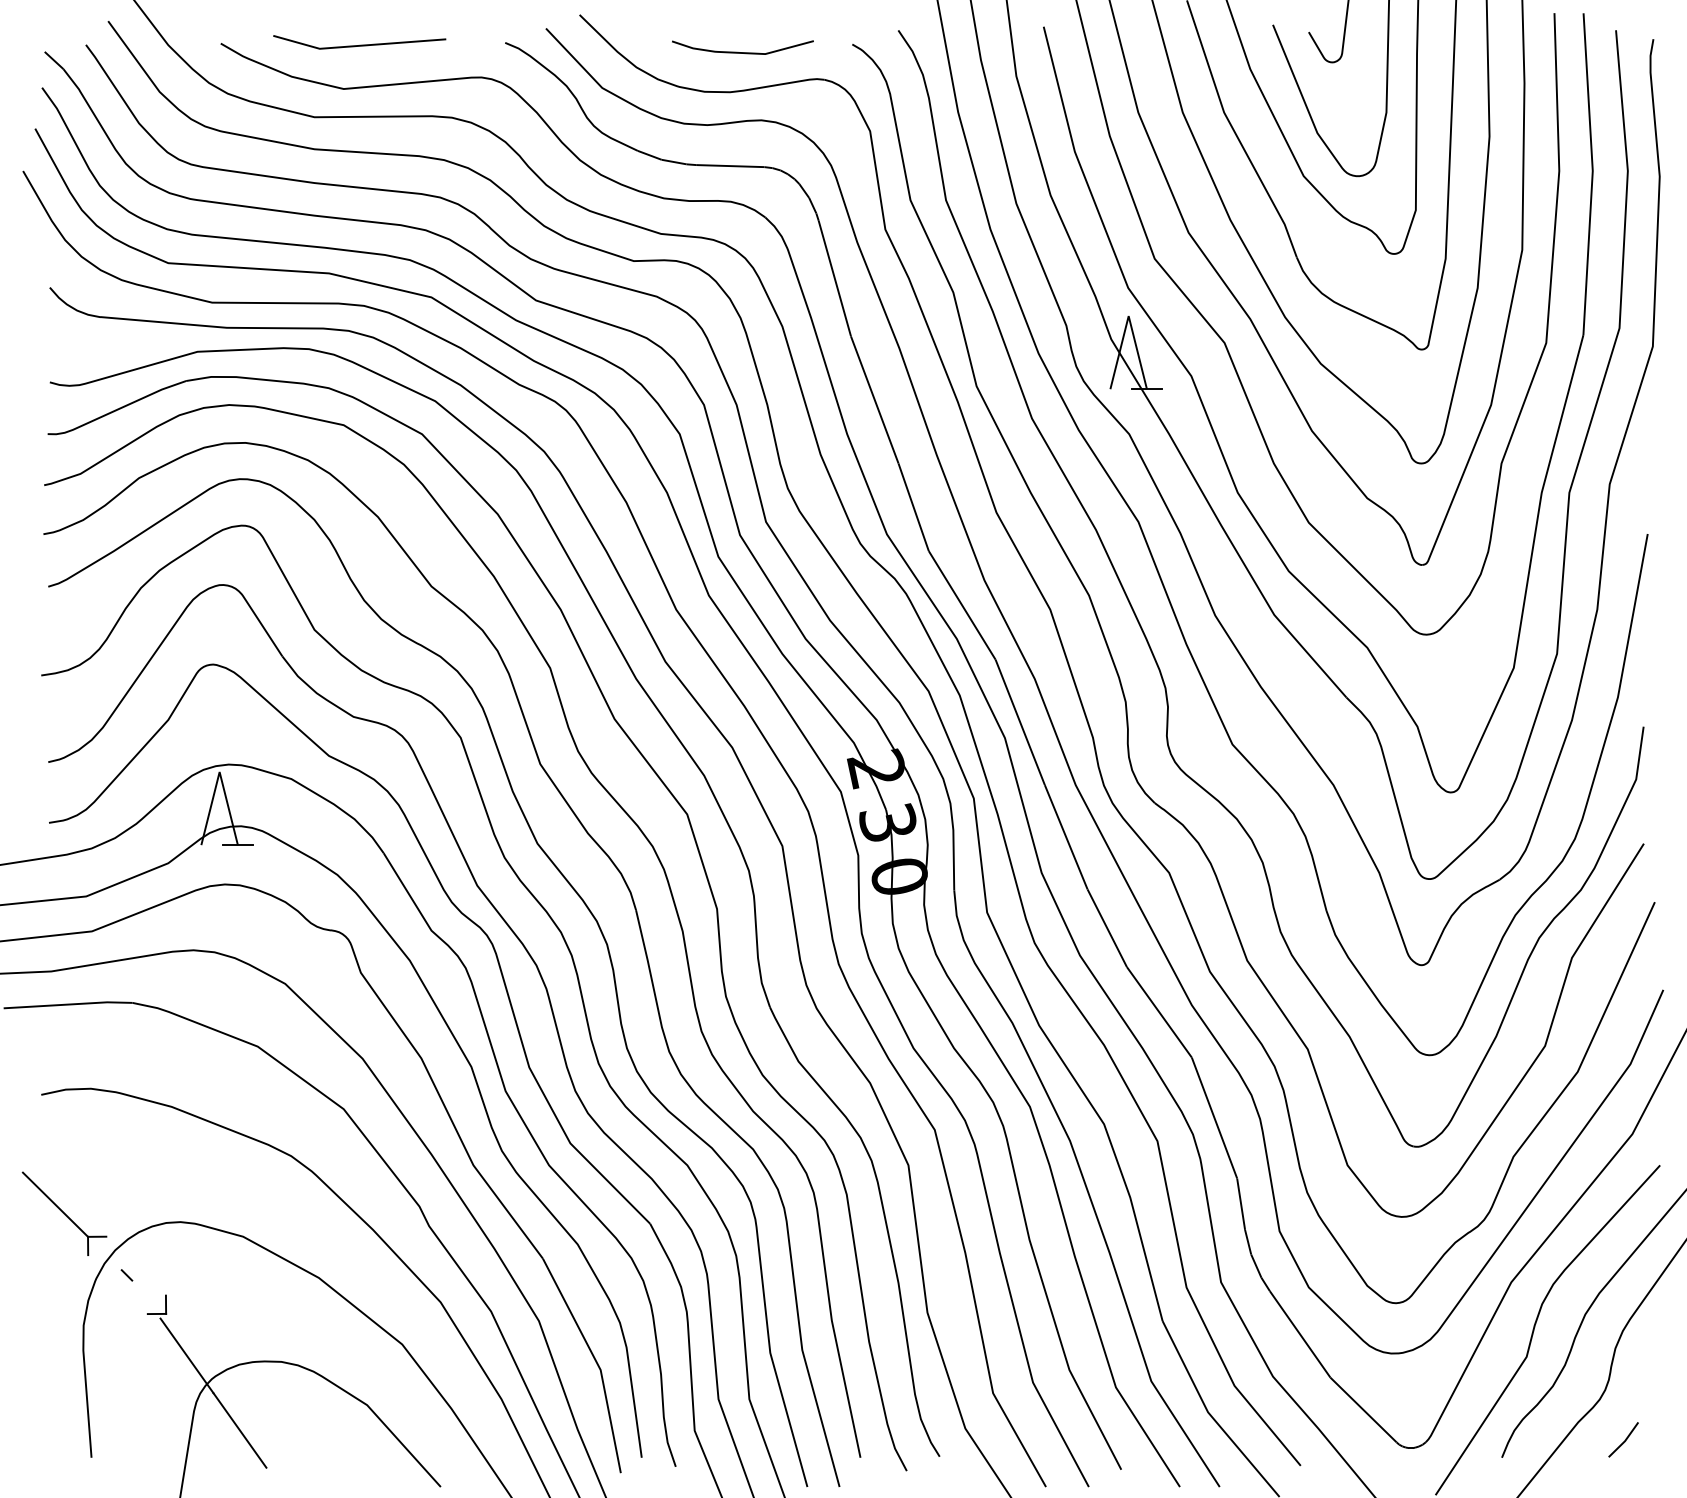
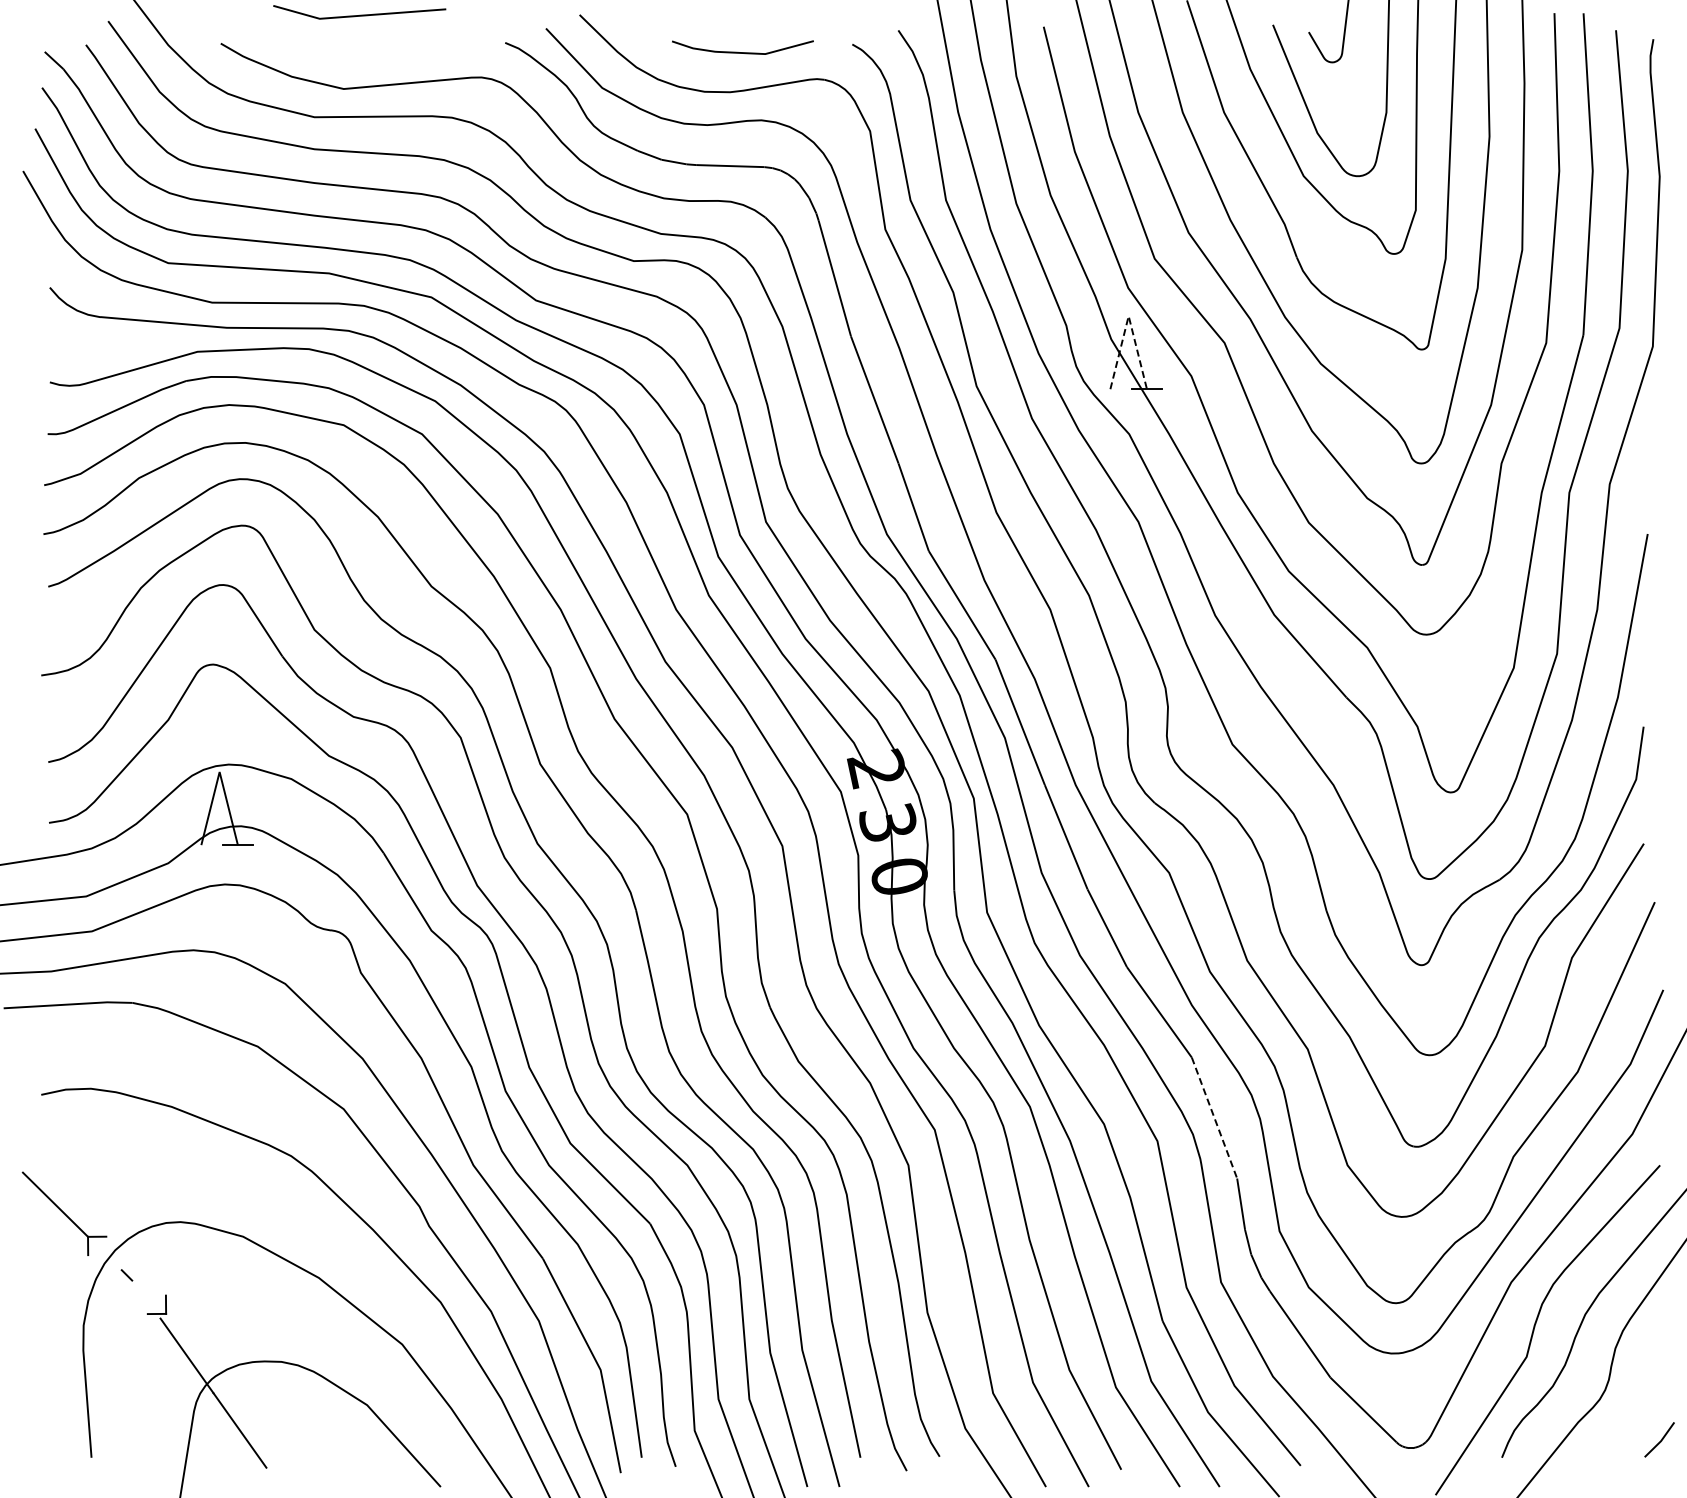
line position: (359, 44) -> (359, 14) (359, 14)
line: solid -> dashed (1128, 316)
line: solid -> dashed (1214, 1118)
line position: (1624, 1440) -> (1660, 1440) (1660, 1440)
